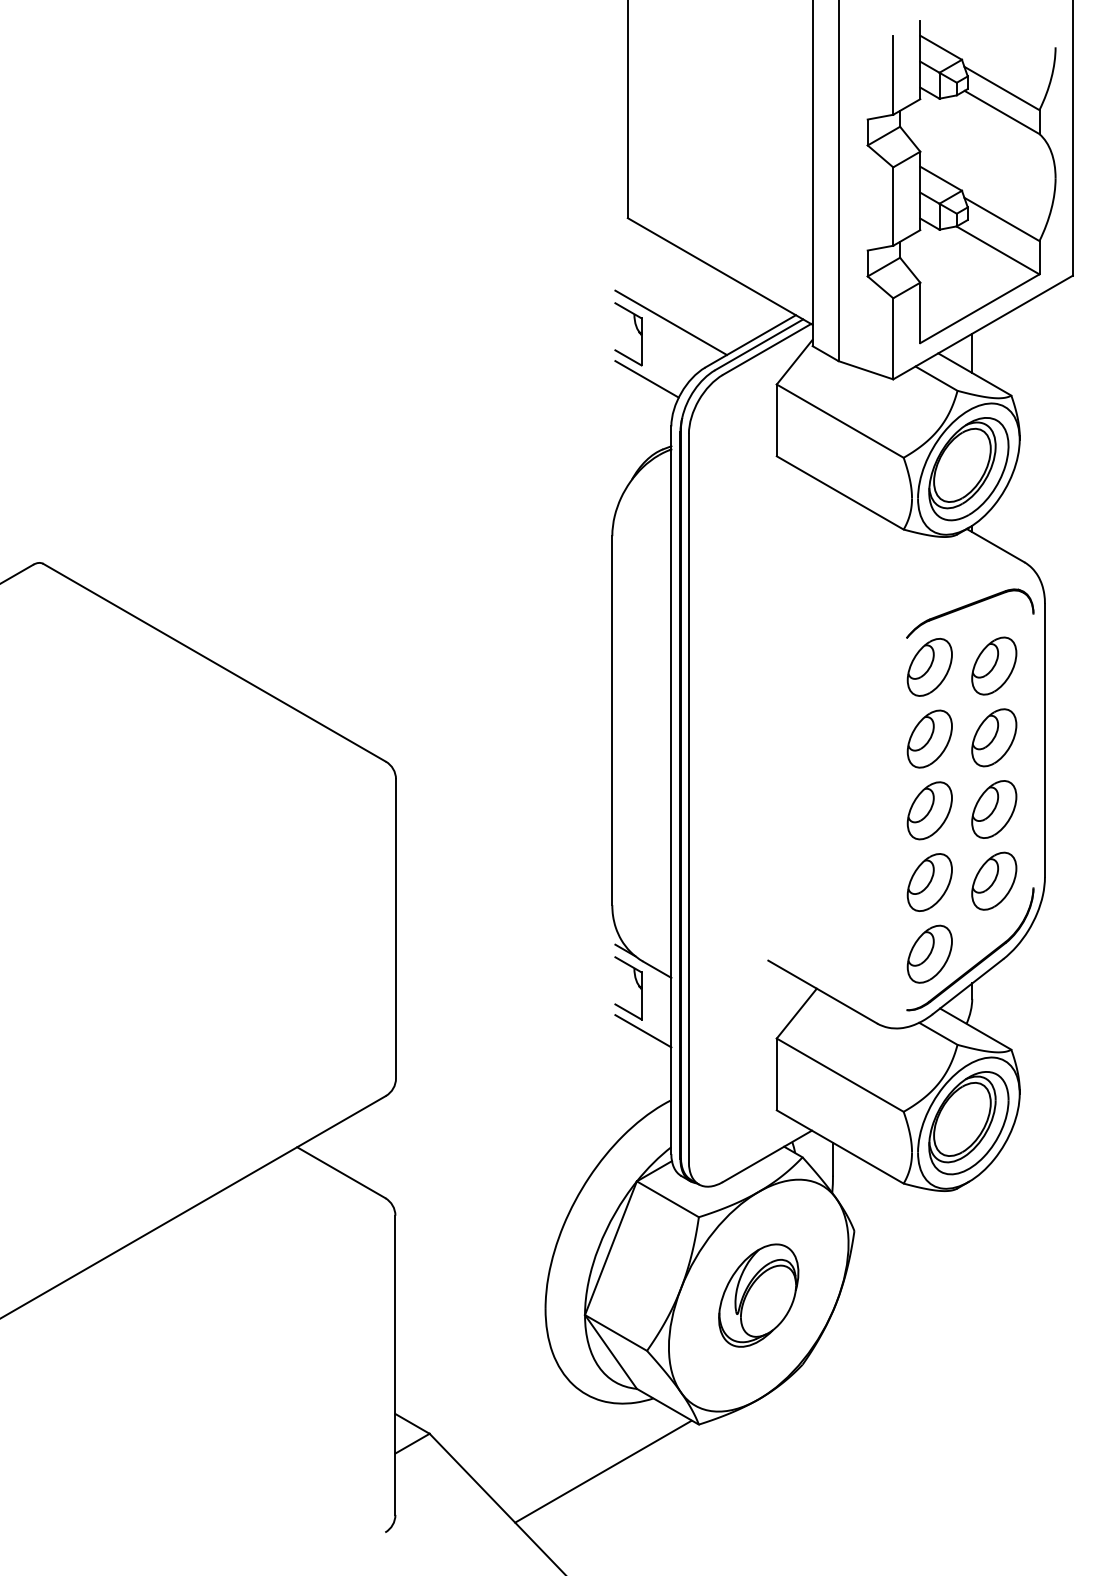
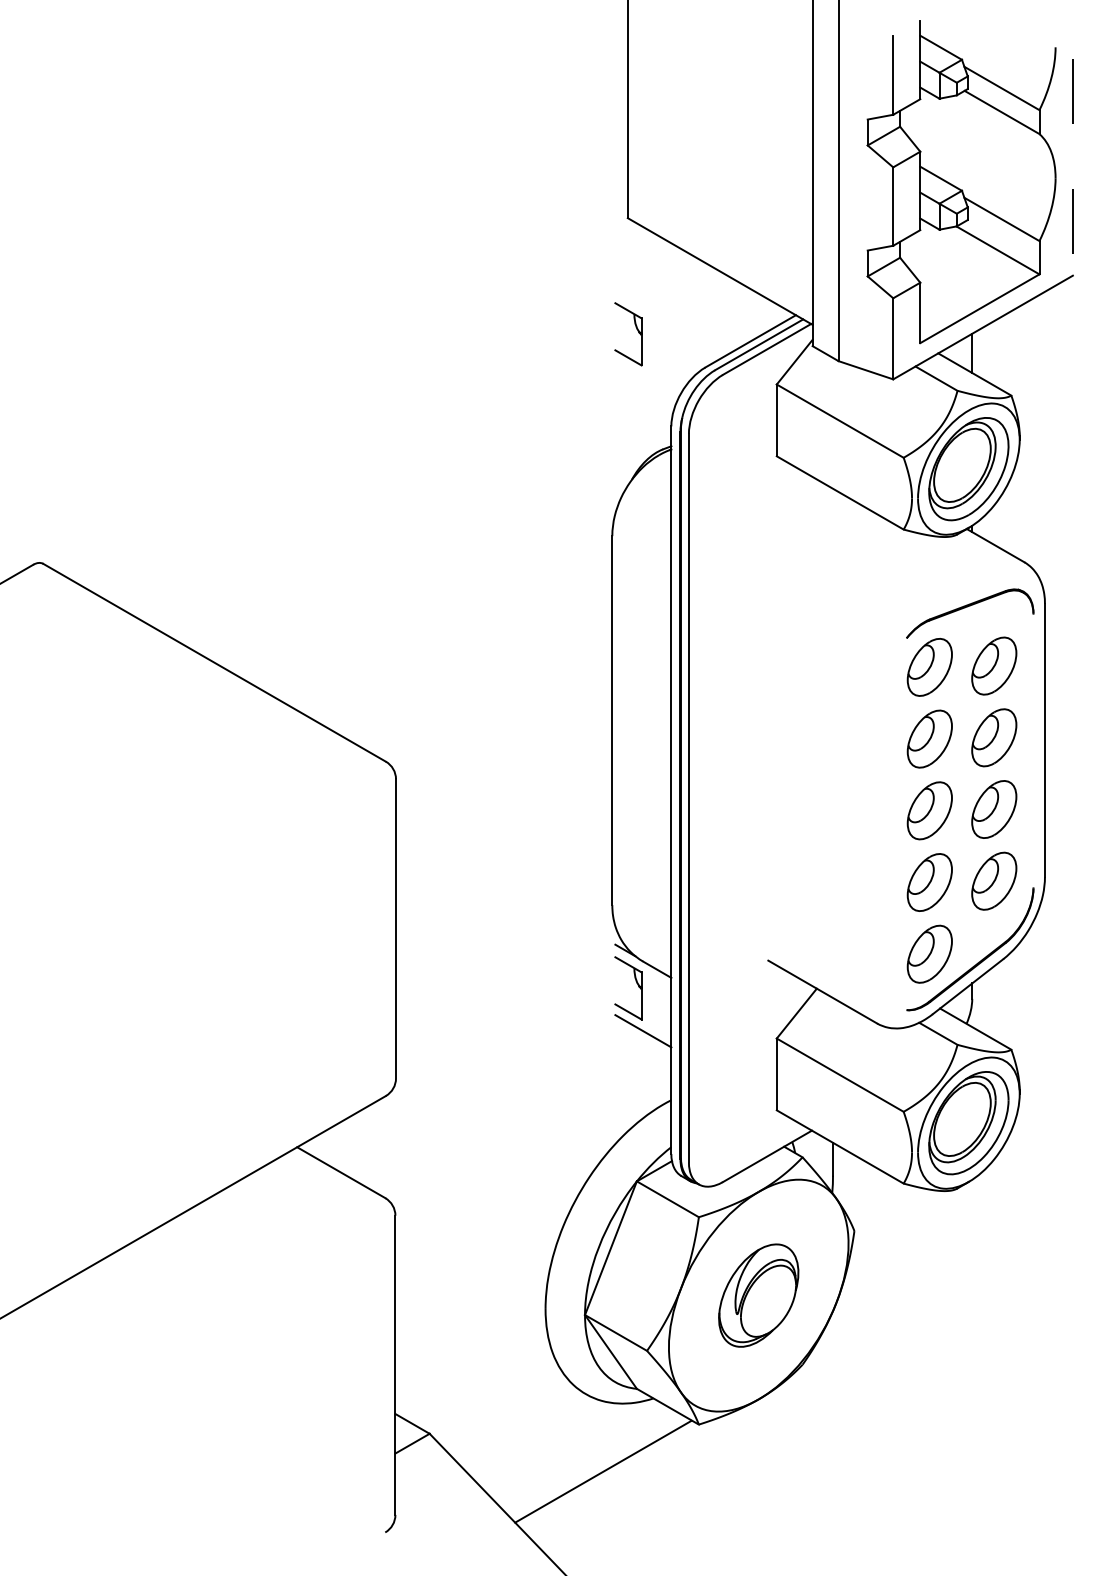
line: solid -> dashed (1072, 138)
line: present -> none (670, 322)
line: present -> none (646, 379)
